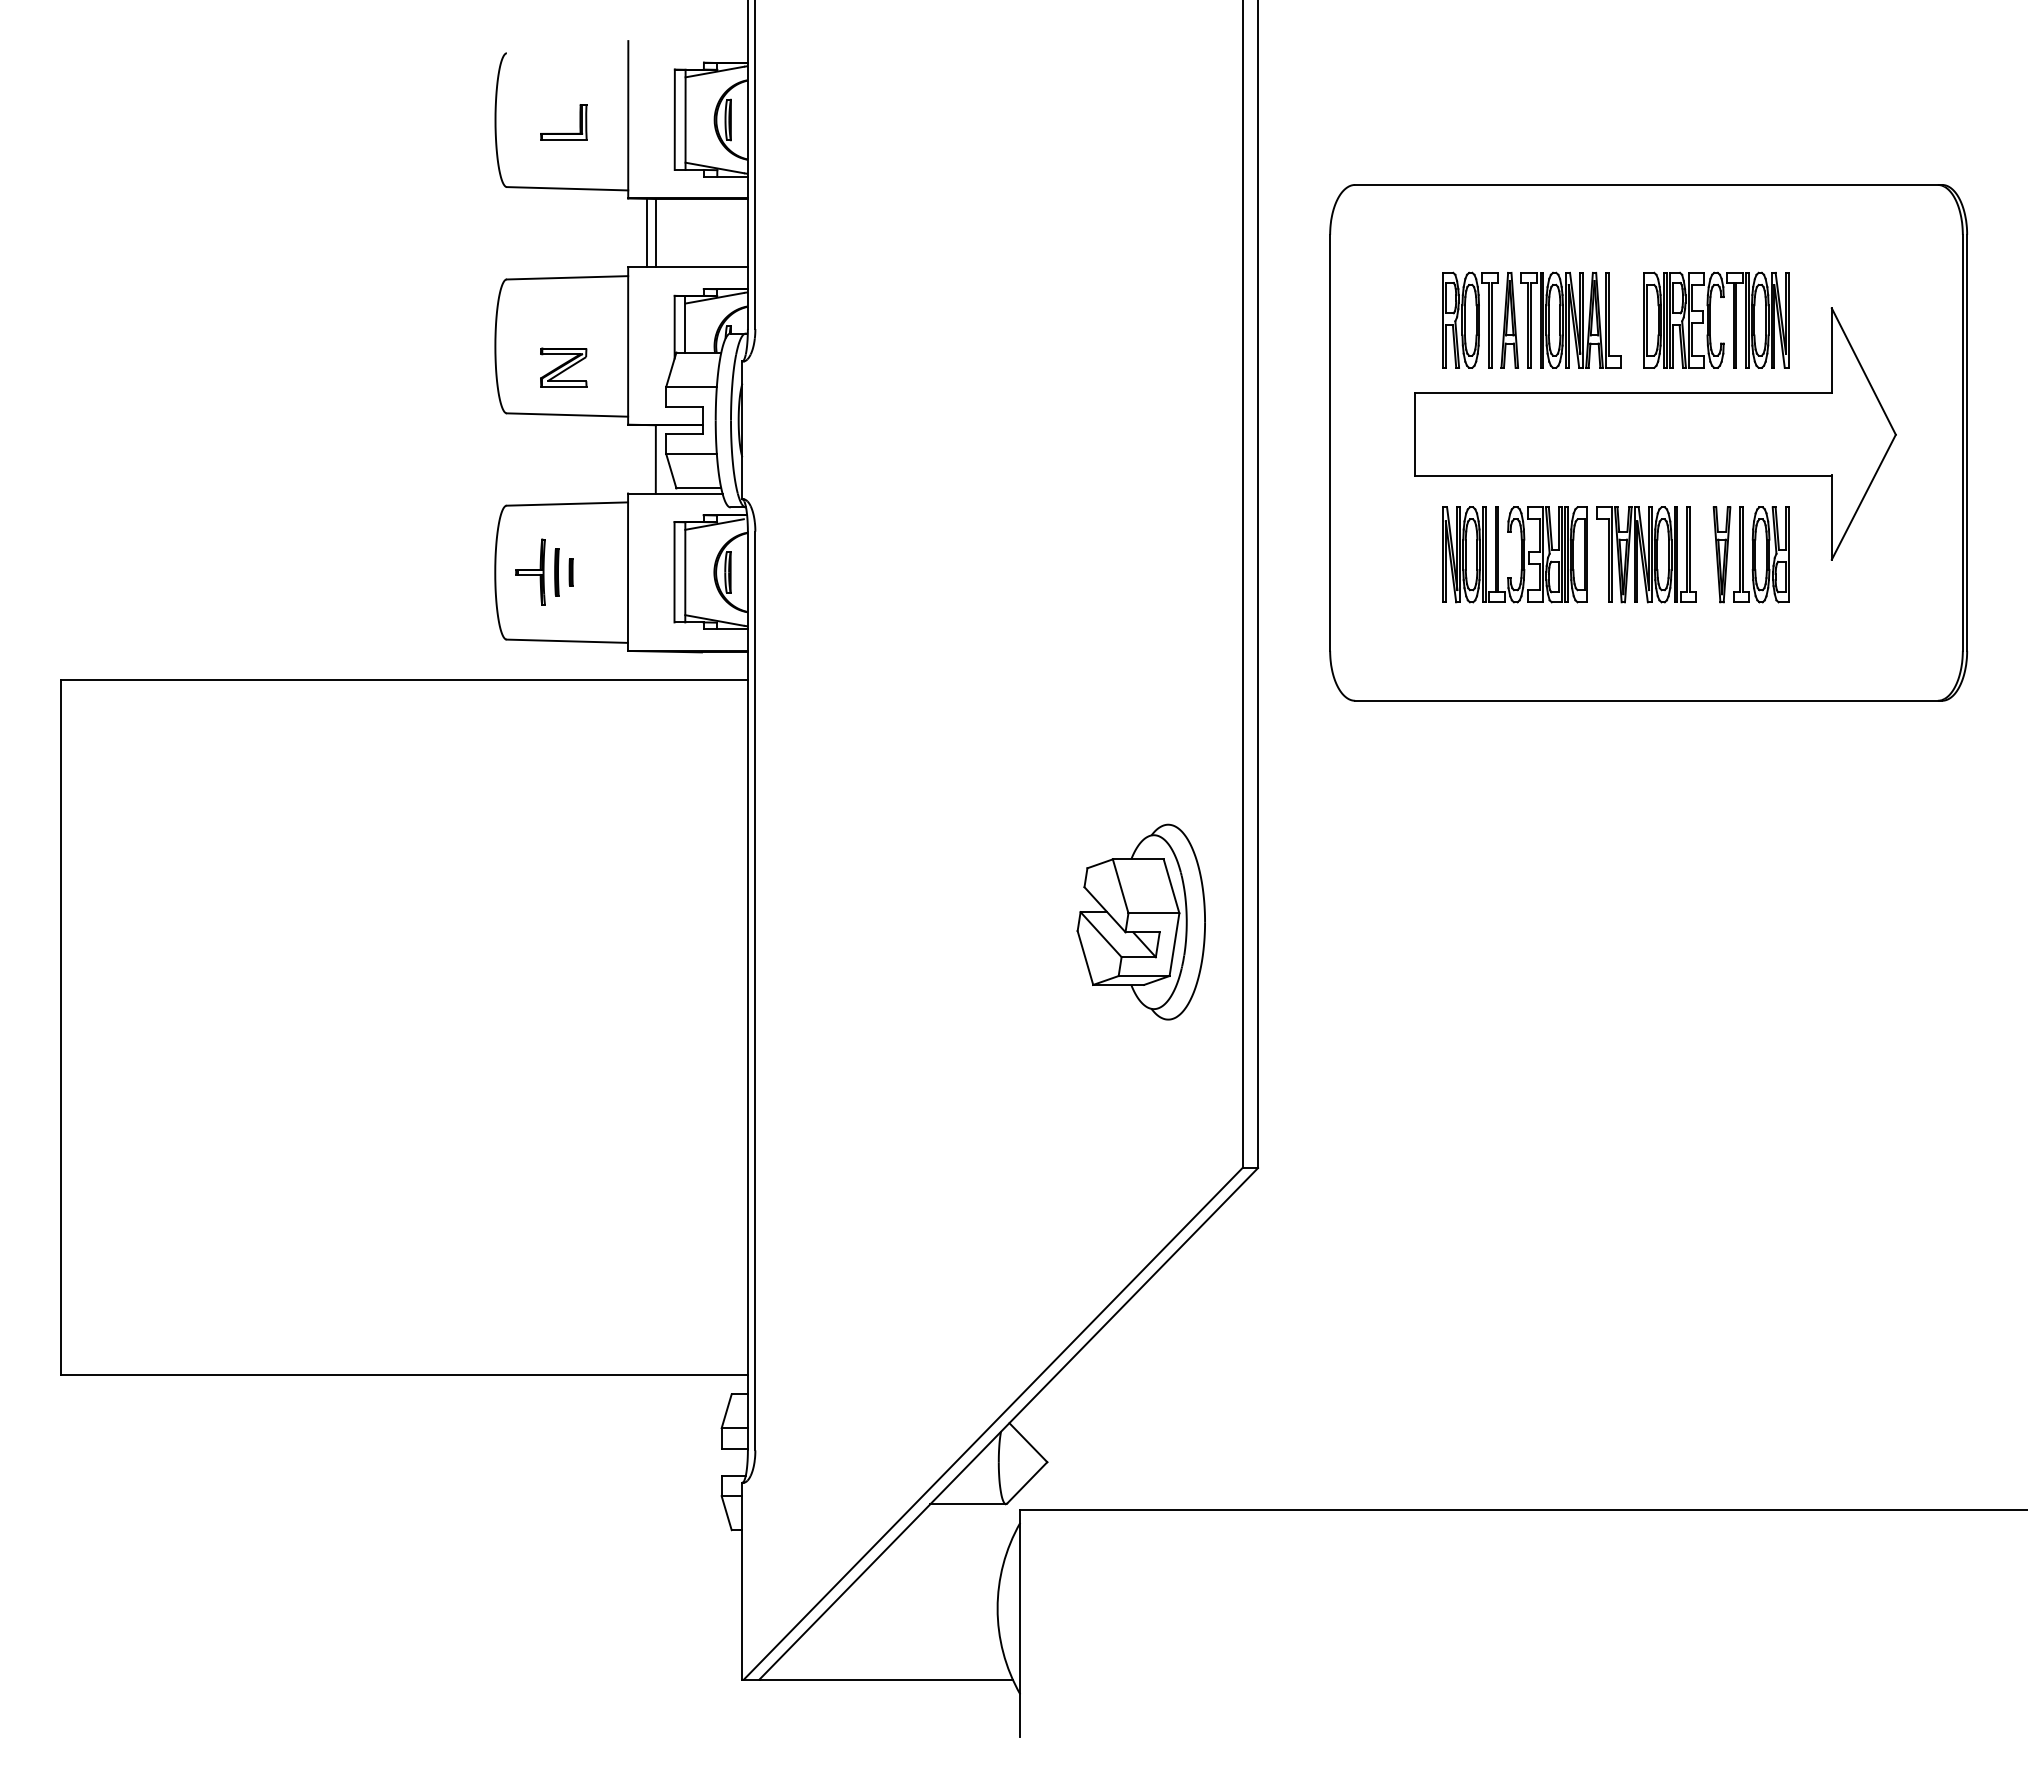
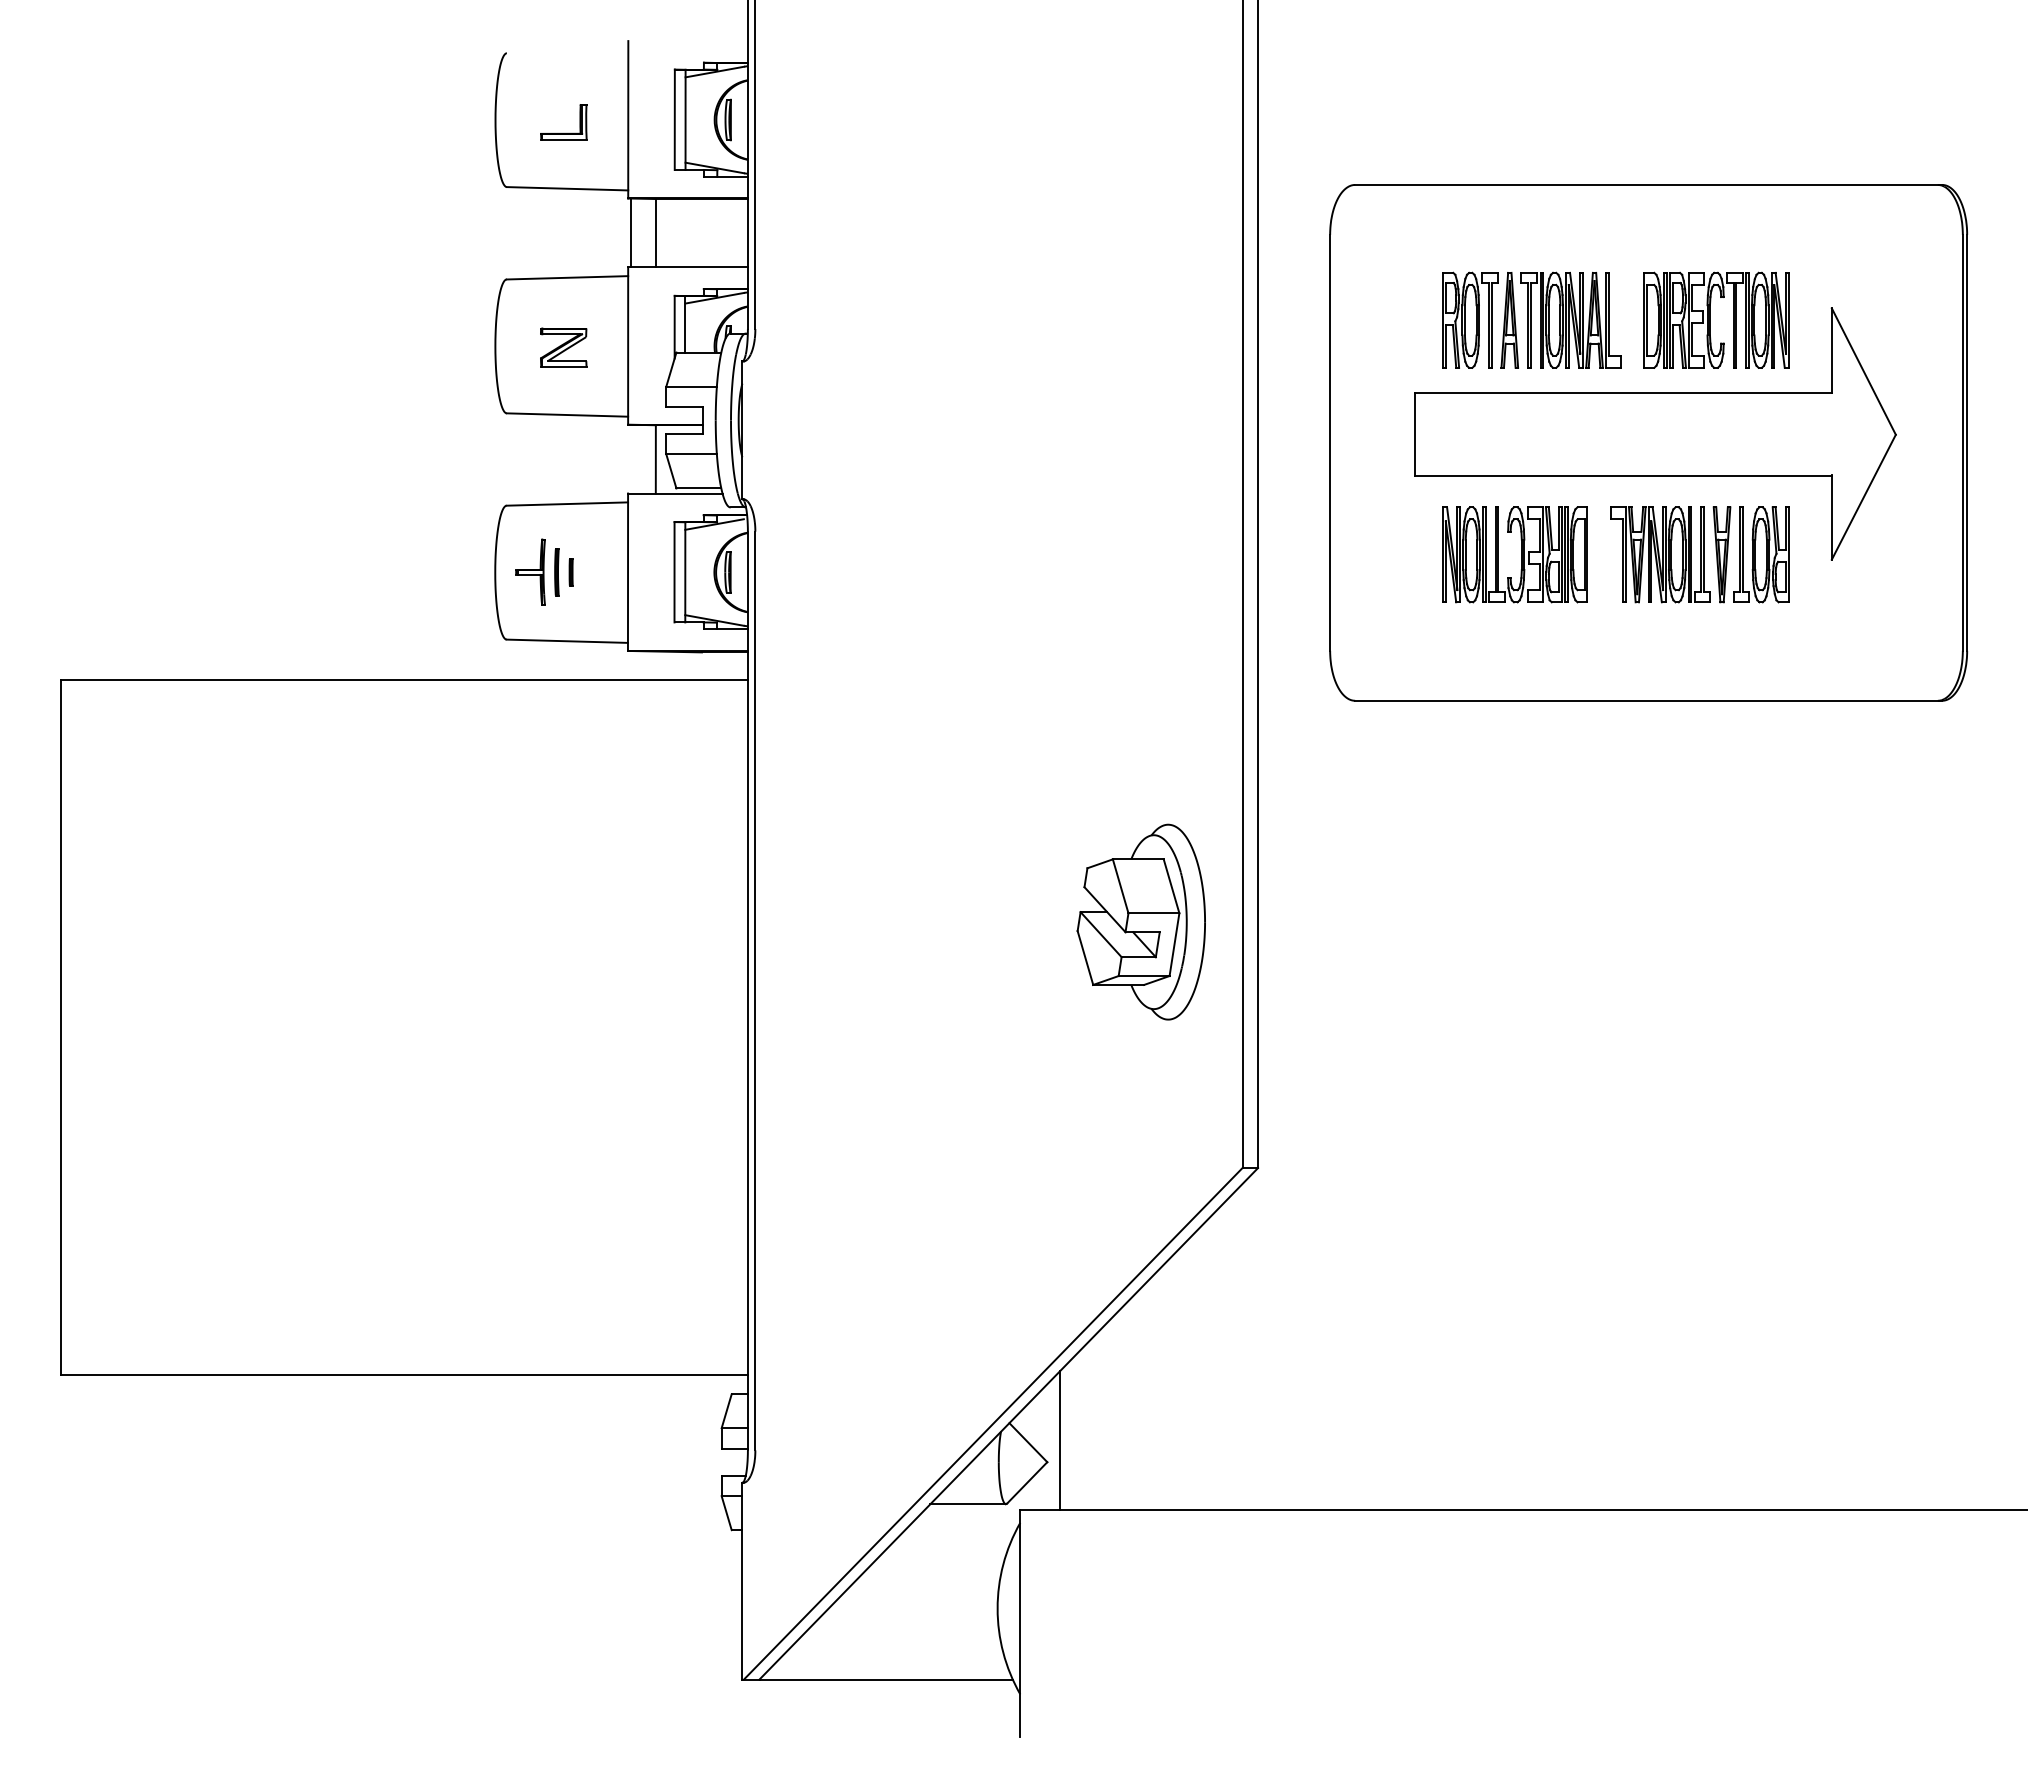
line position: (646, 232) -> (630, 232) (630, 232)
part position: (563, 367) -> (563, 347) (563, 347)
part position: (1646, 554) -> (1660, 554) (1660, 554)
line: none -> present (1060, 1440)
